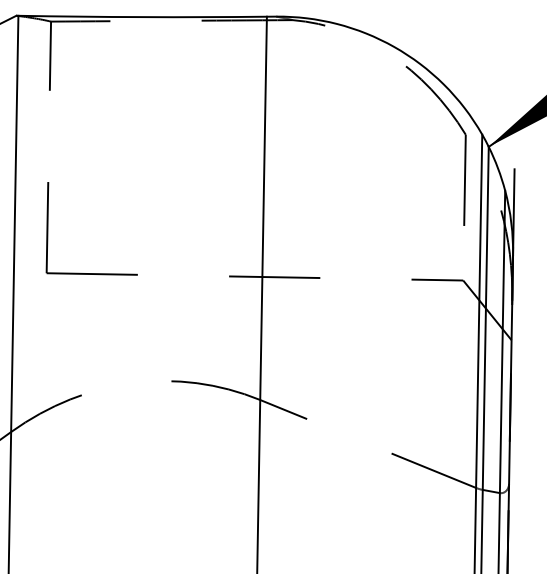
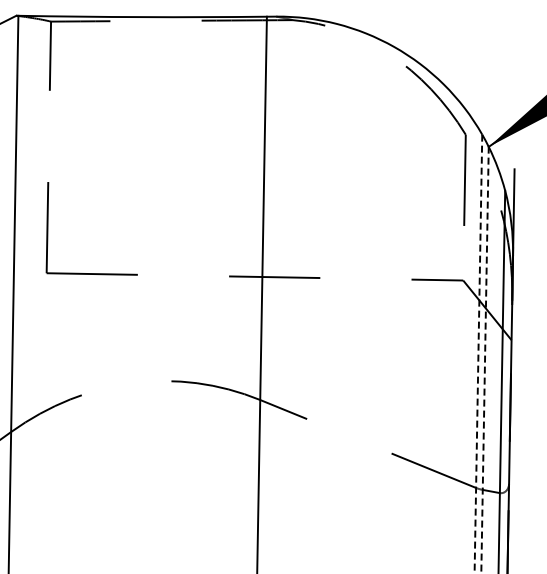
line: solid -> dashed (478, 354)
line: solid -> dashed (485, 359)
